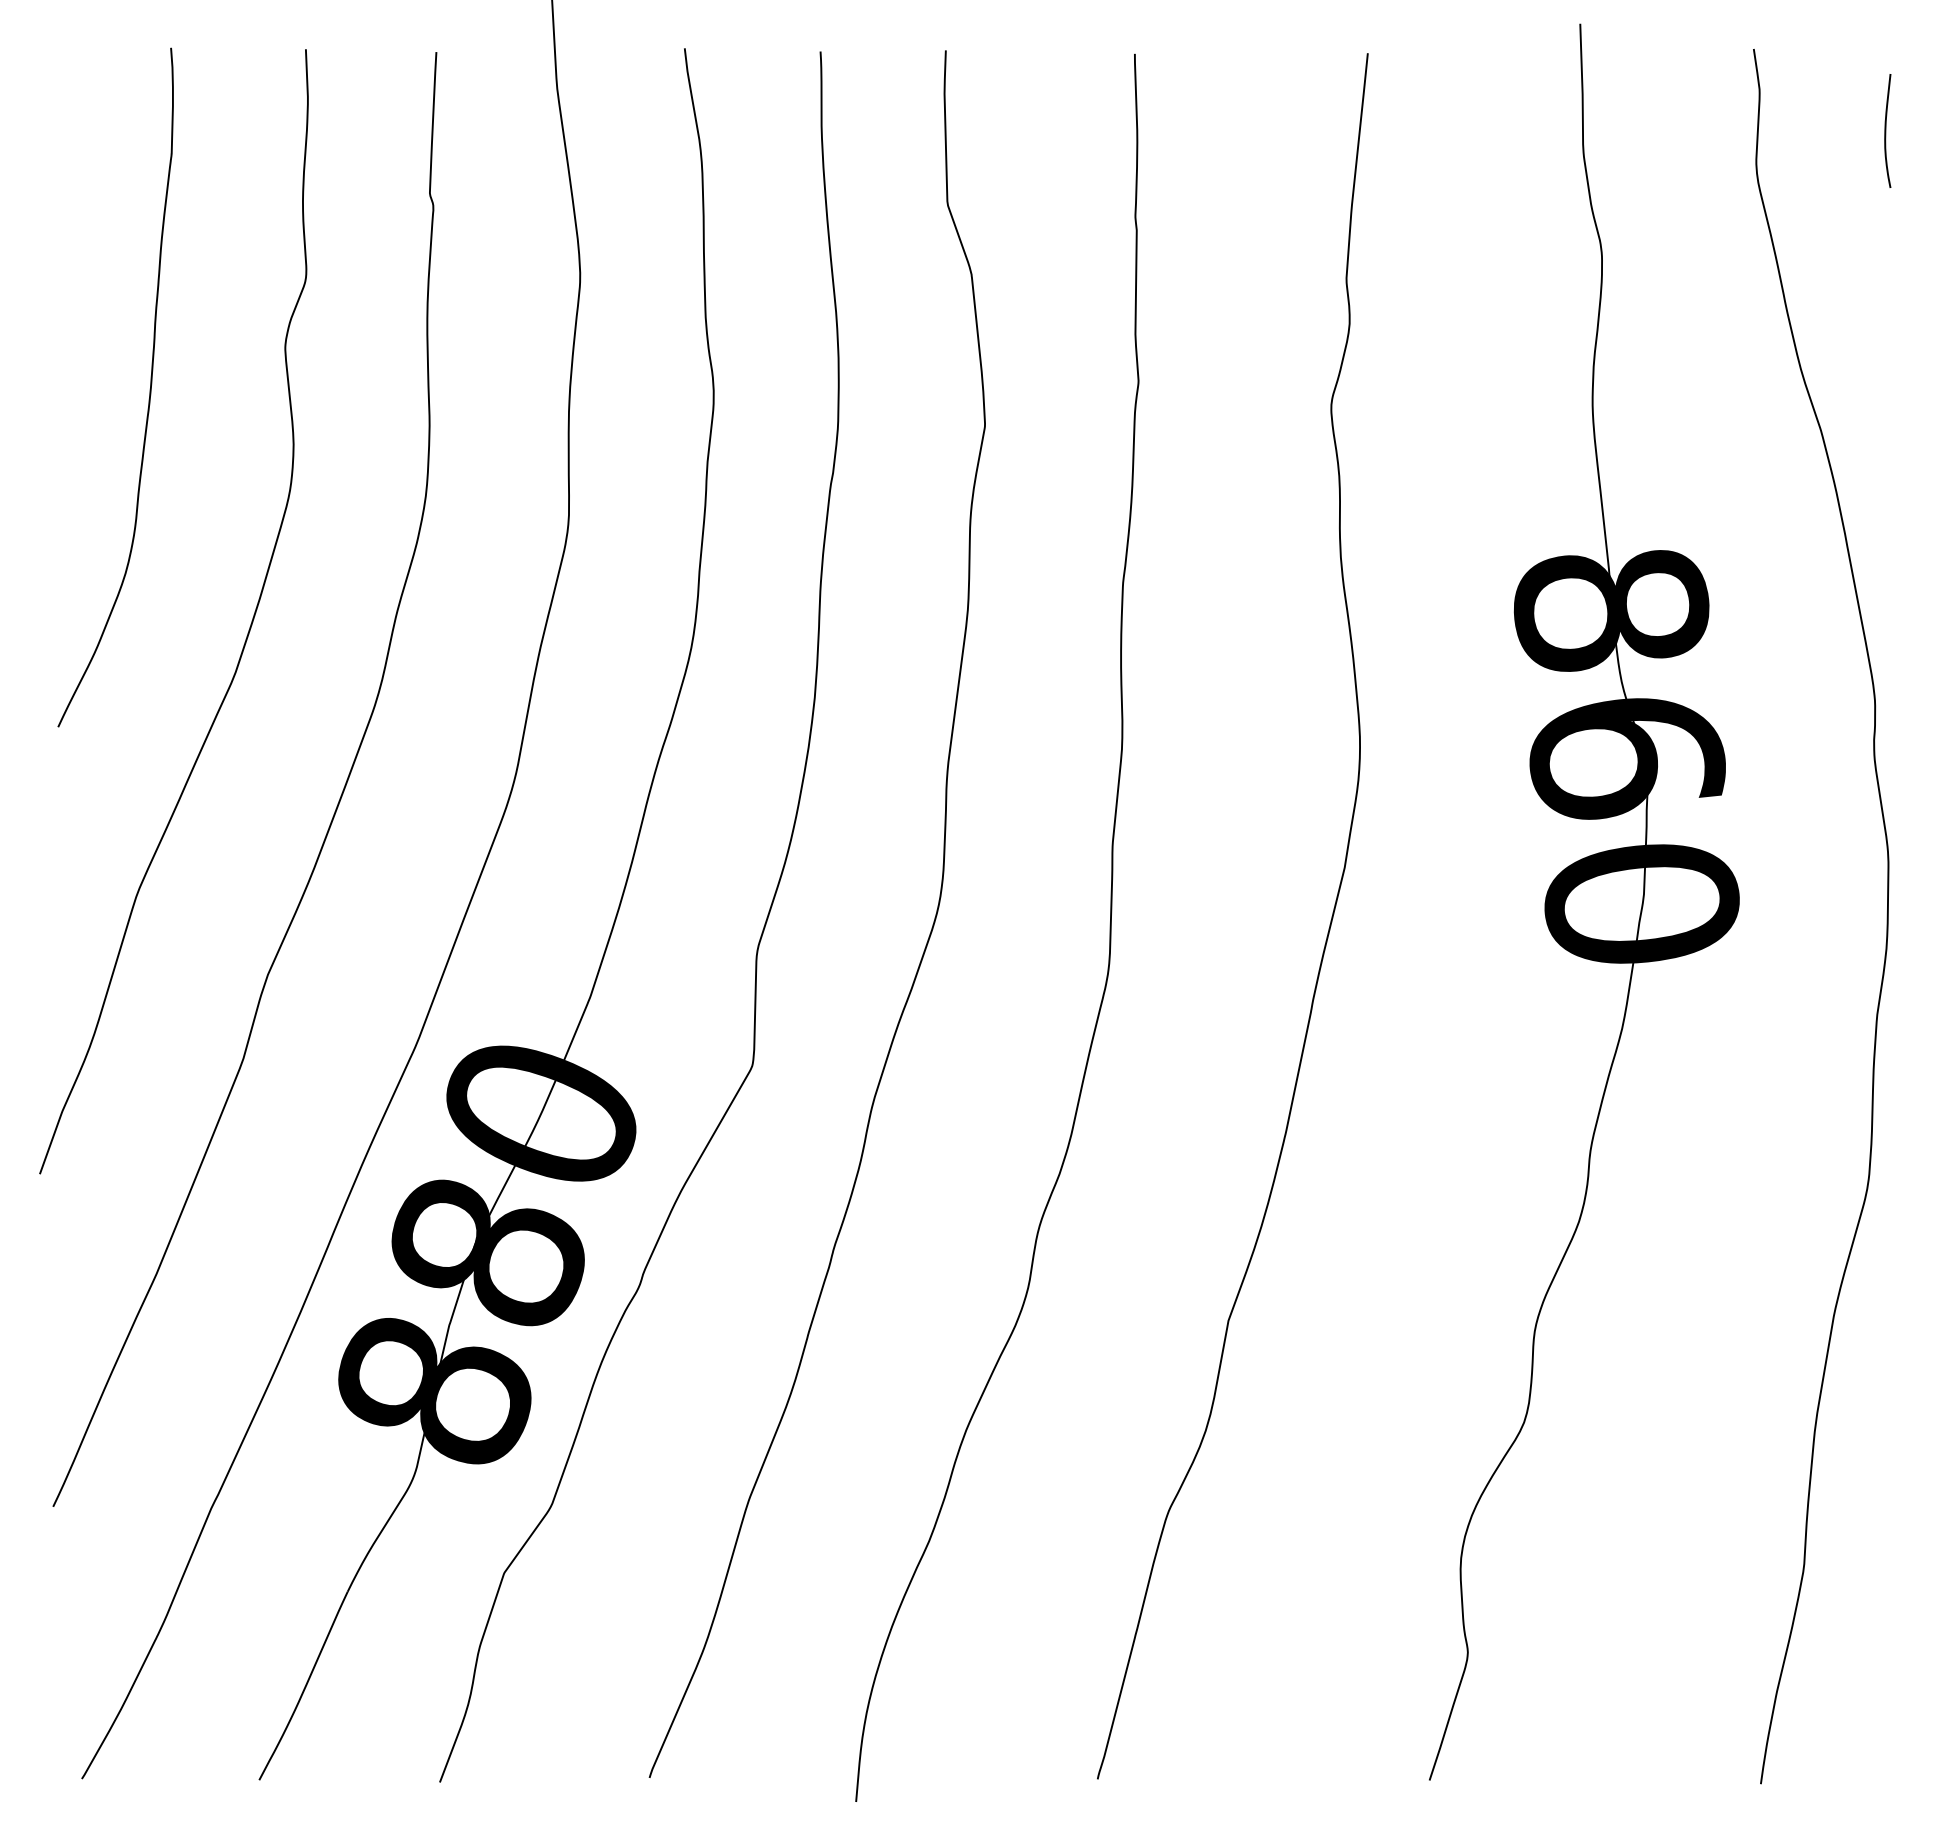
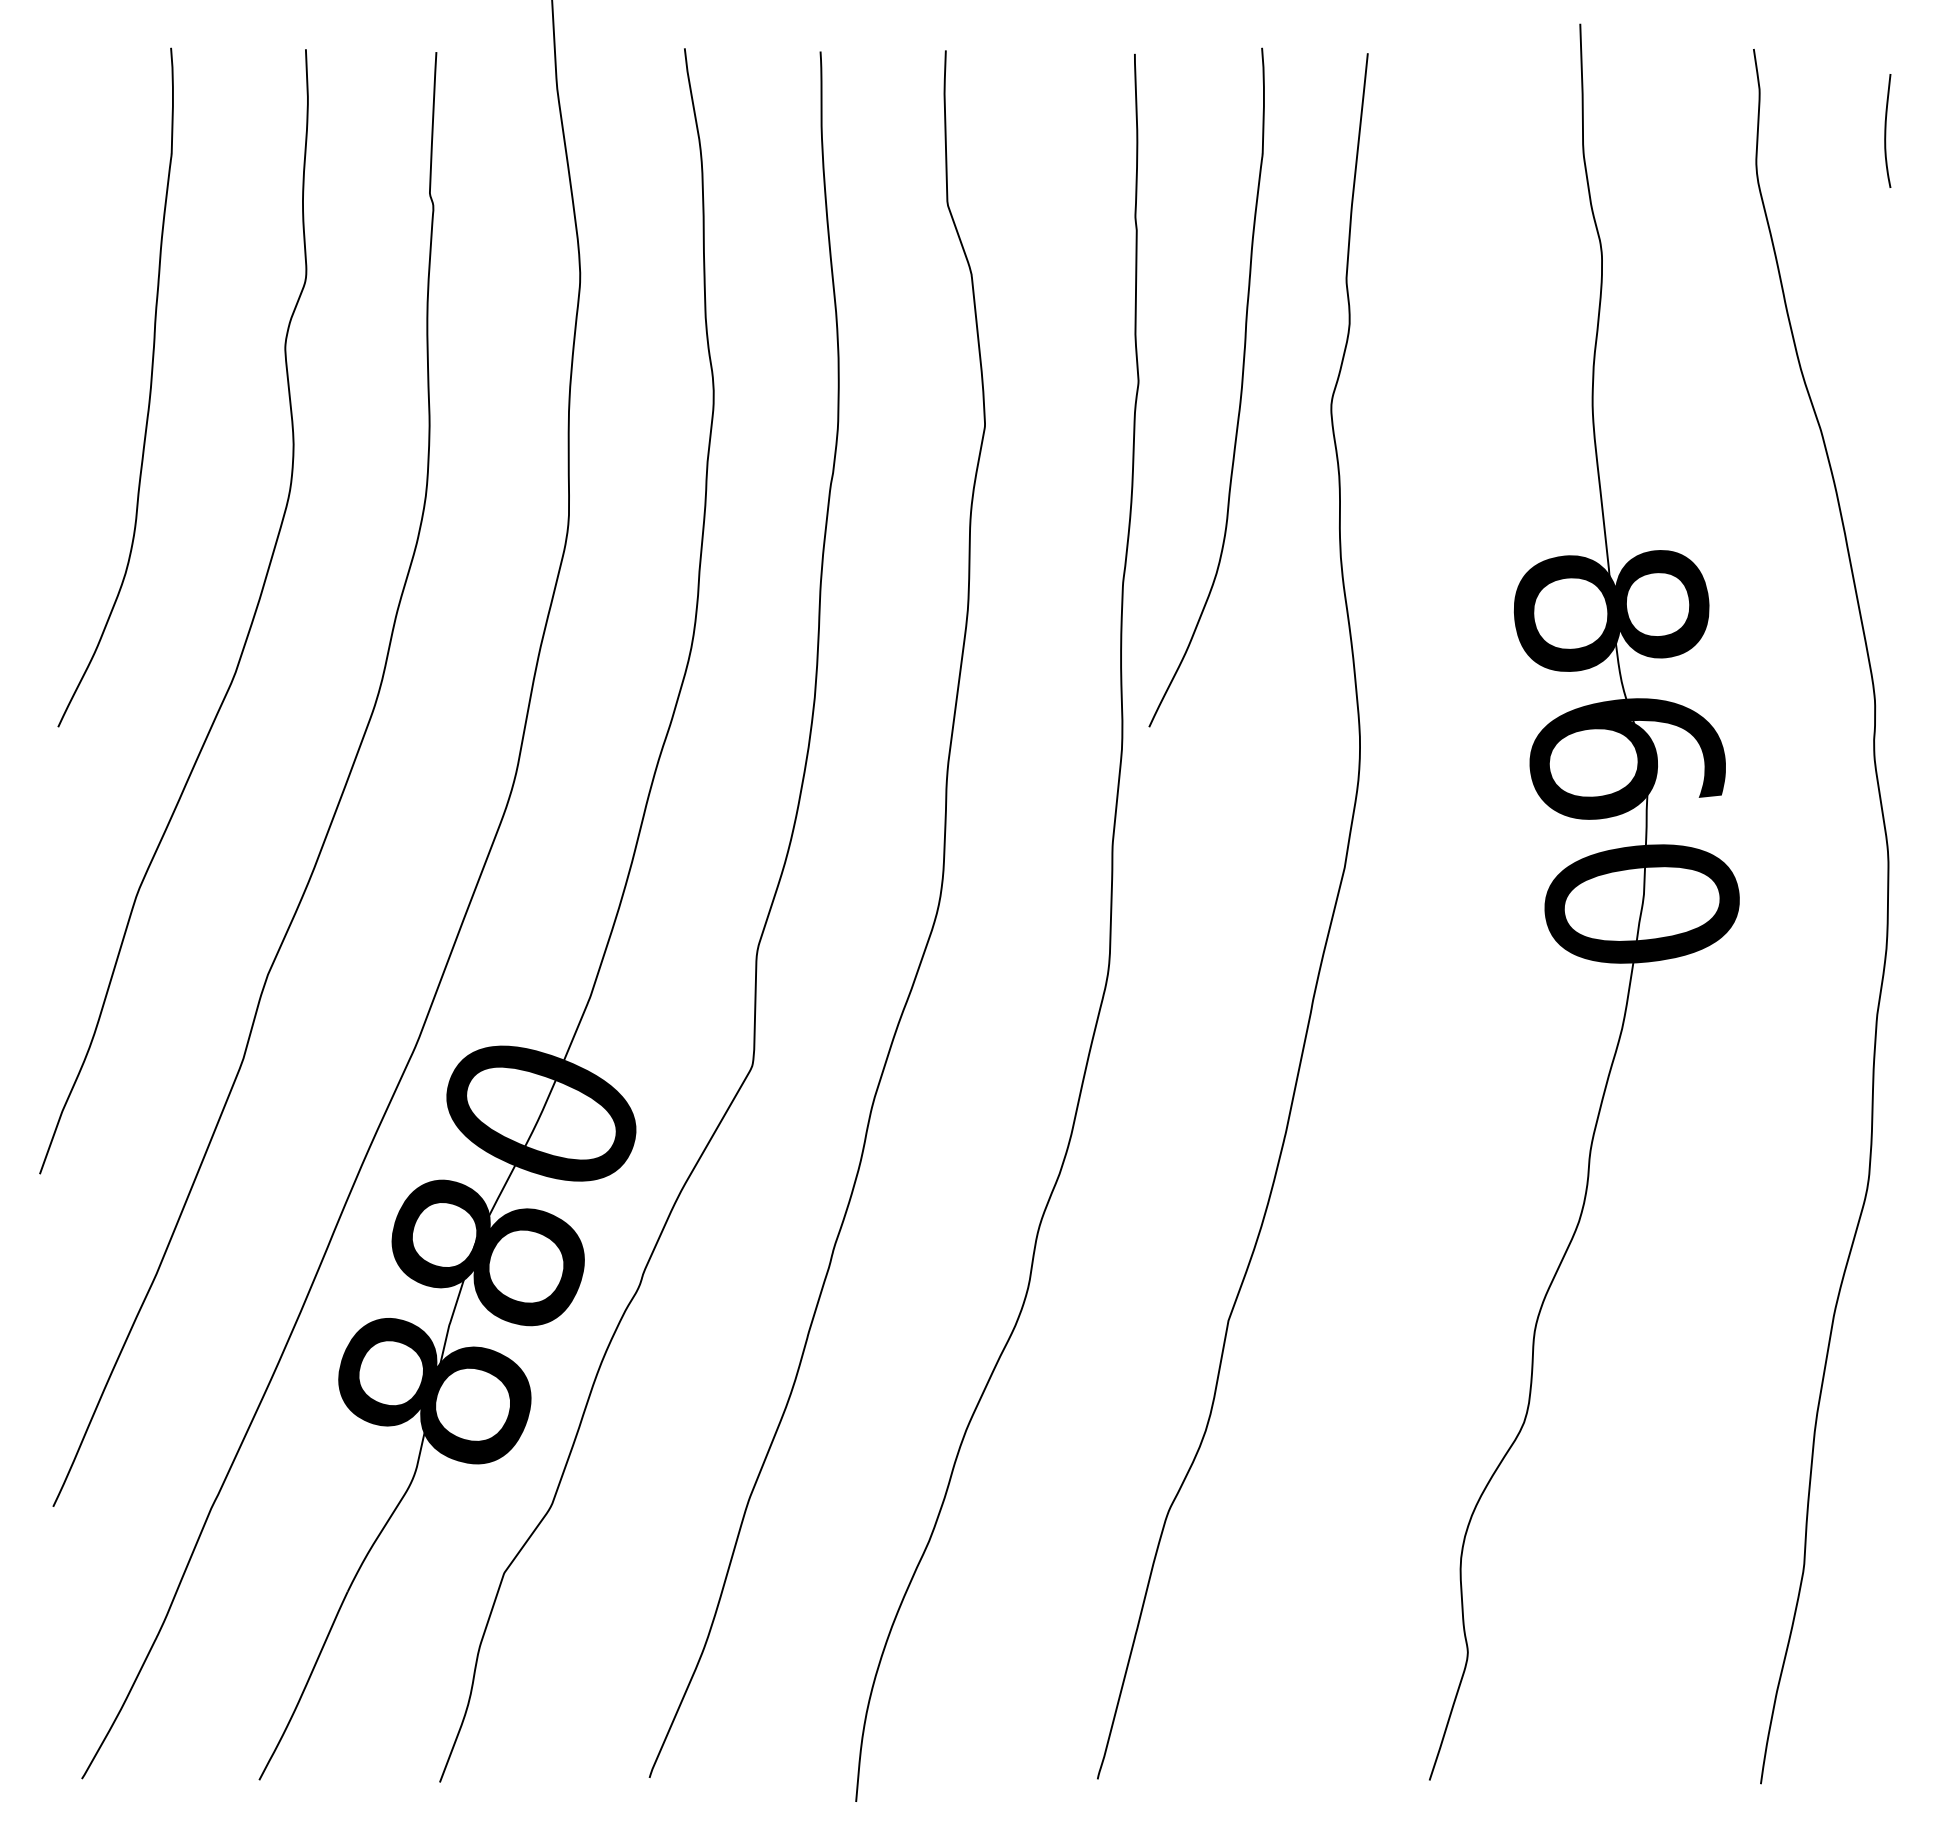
curve: none -> present (1240, 389)
